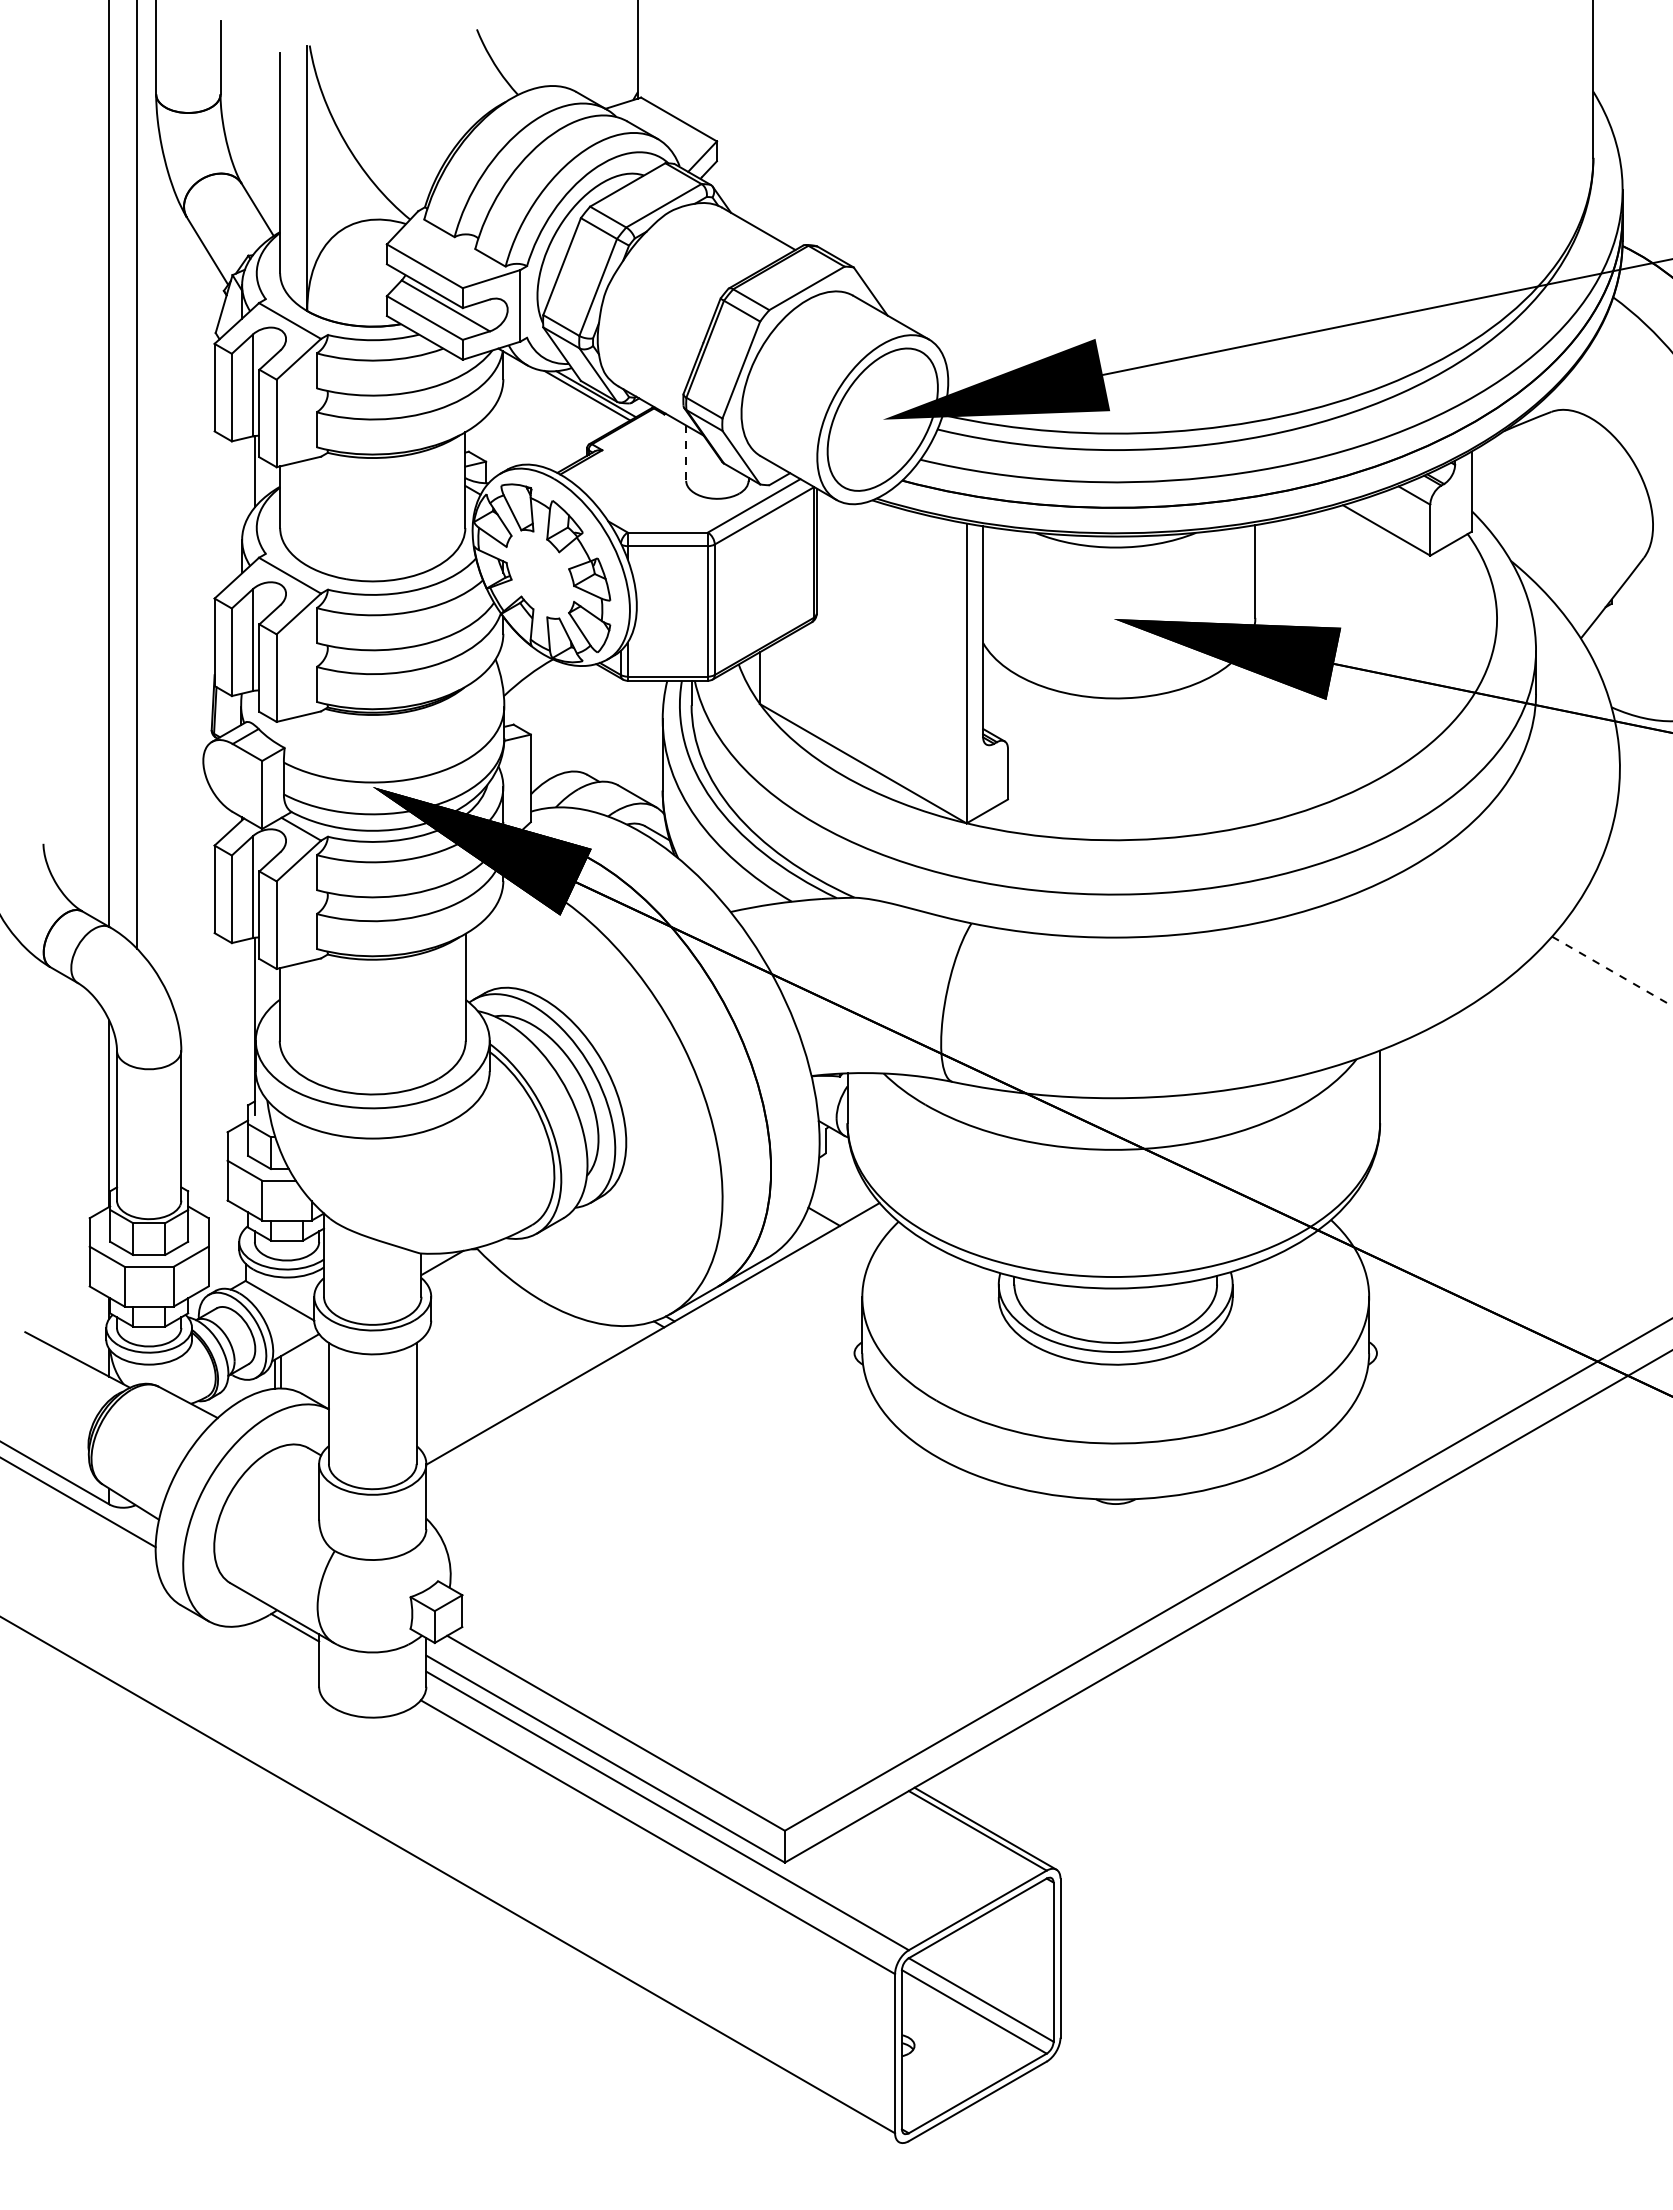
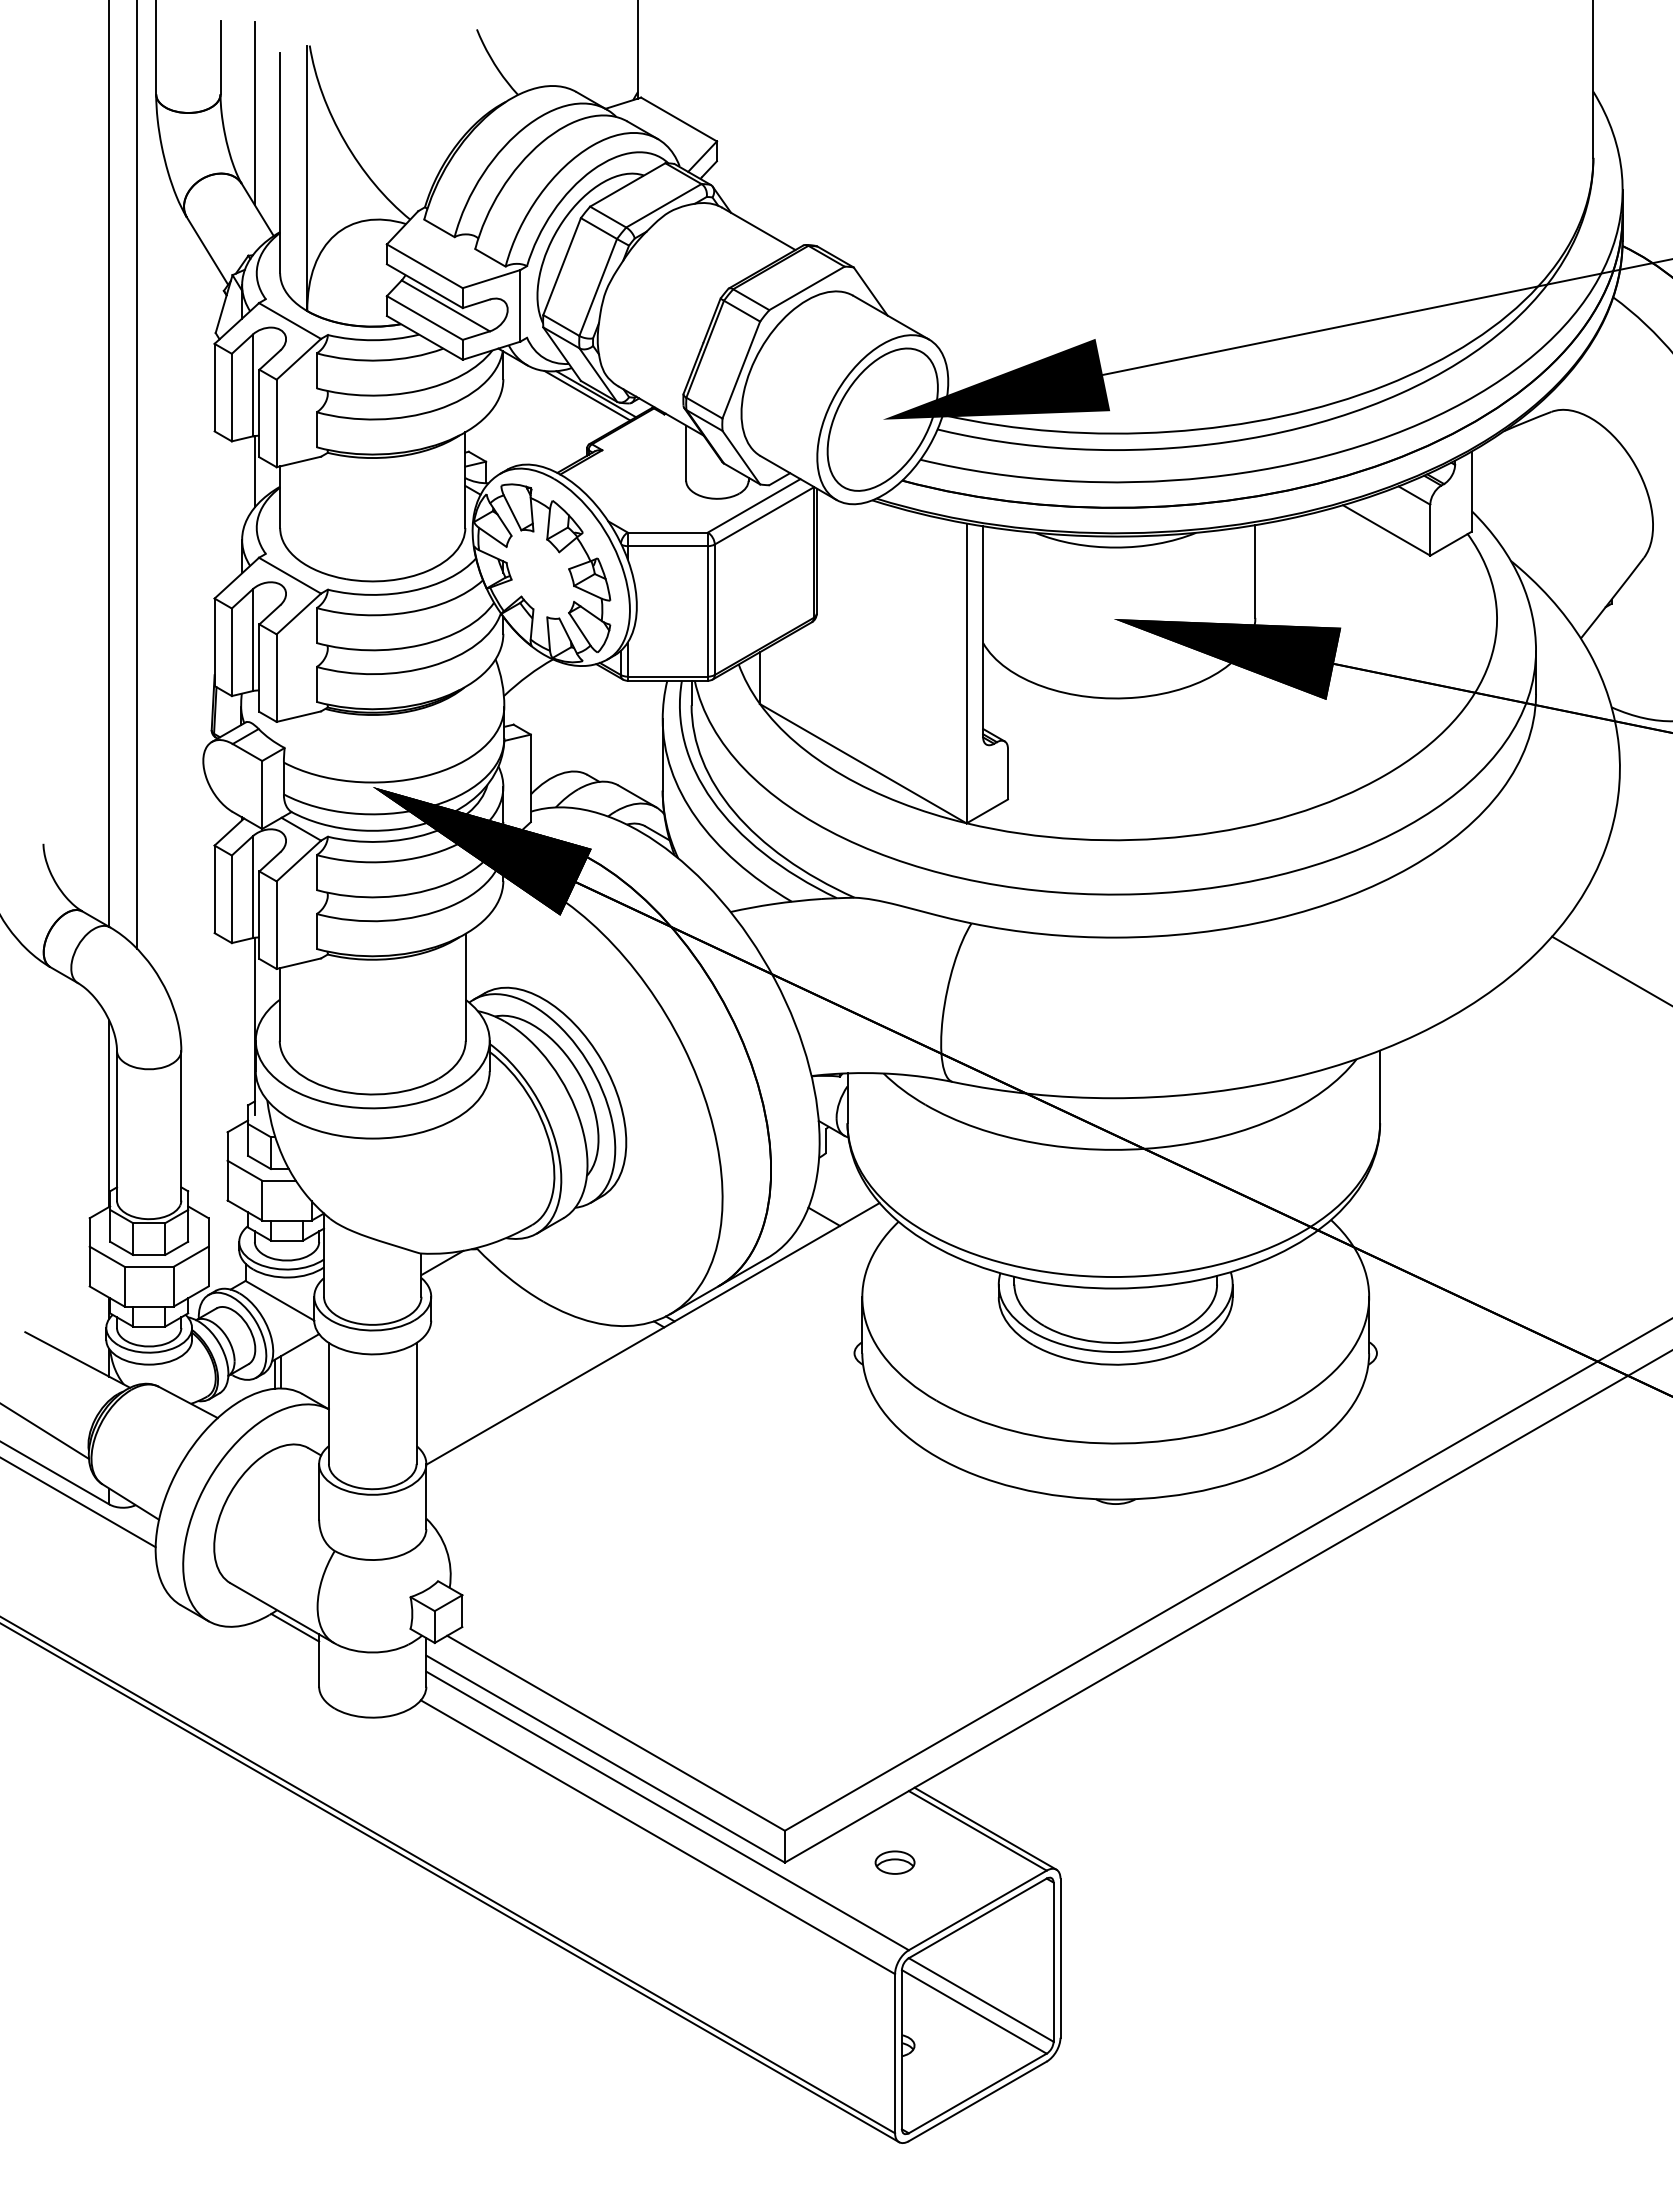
line: none -> present (254, 113)
line: dashed -> solid (686, 453)
line: dashed -> solid (1612, 971)
line: none -> present (45, 1431)
part: none -> present (894, 1862)
line: none -> present (450, 1883)
